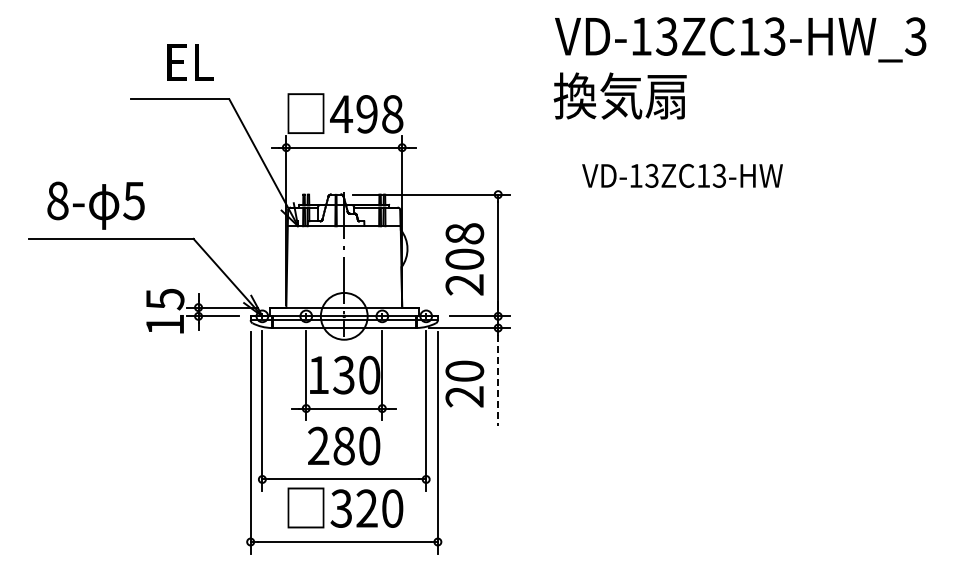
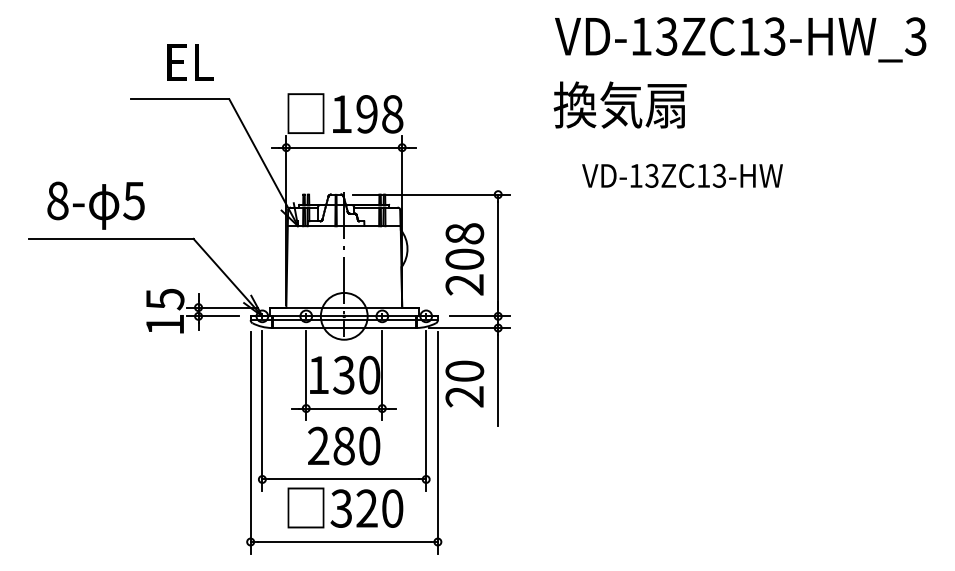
text position: (619, 95) -> (619, 104) (619, 104)
text: 498 -> 198 (341, 113)
line: dashed -> solid (498, 381)
